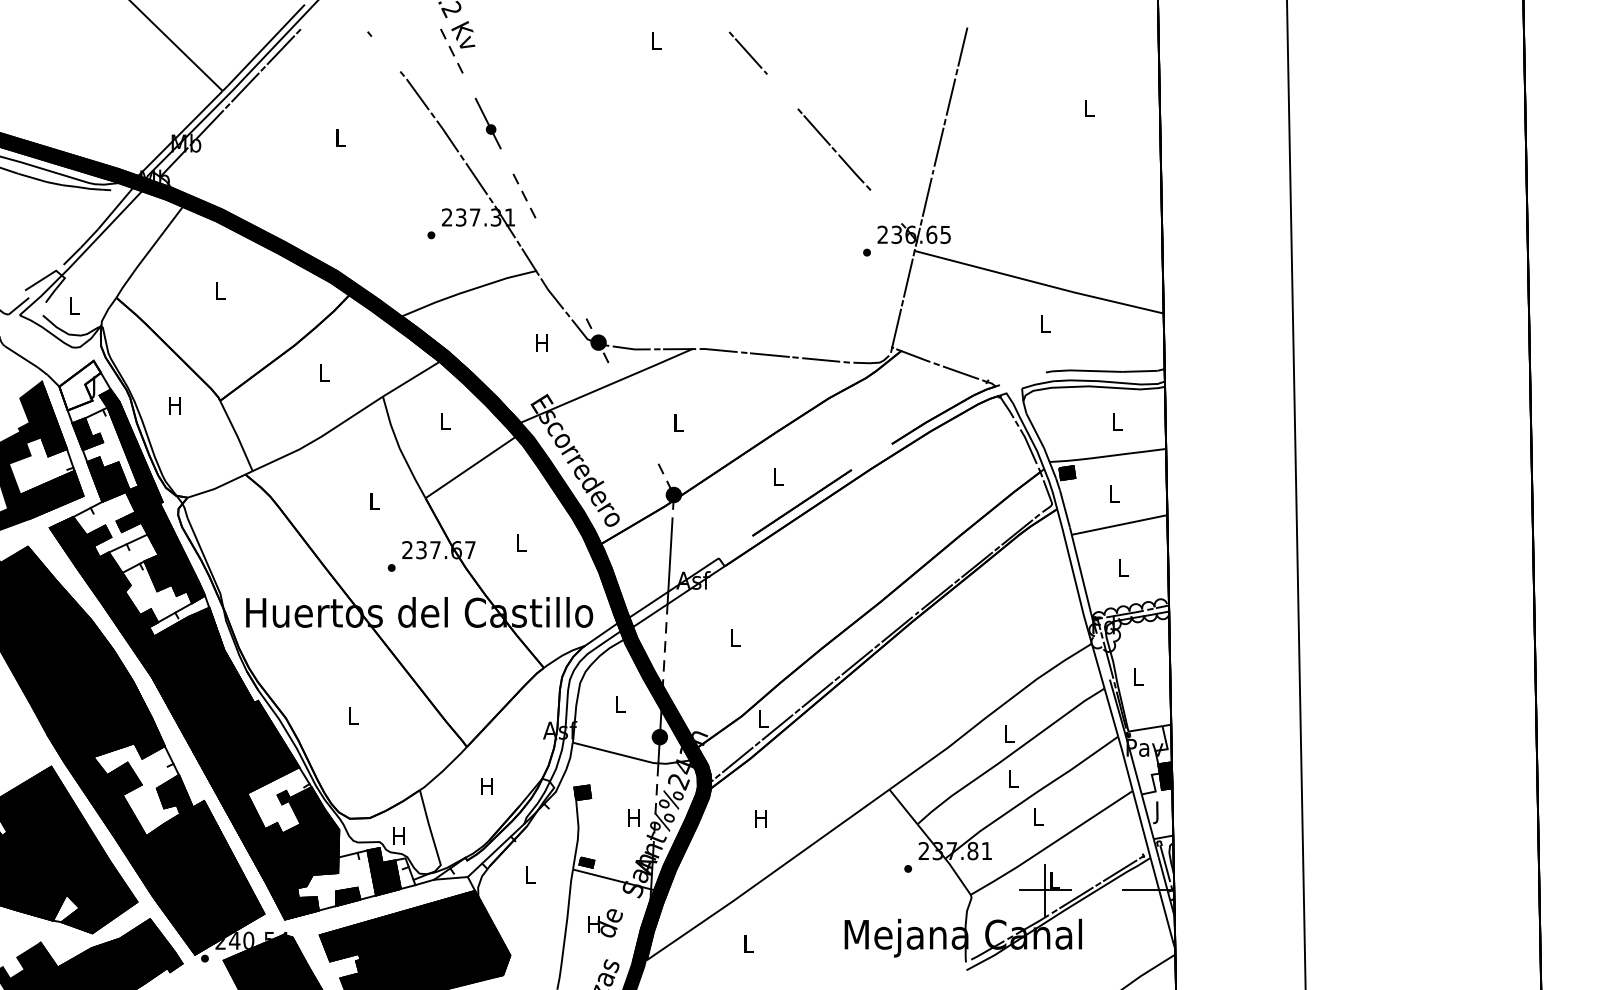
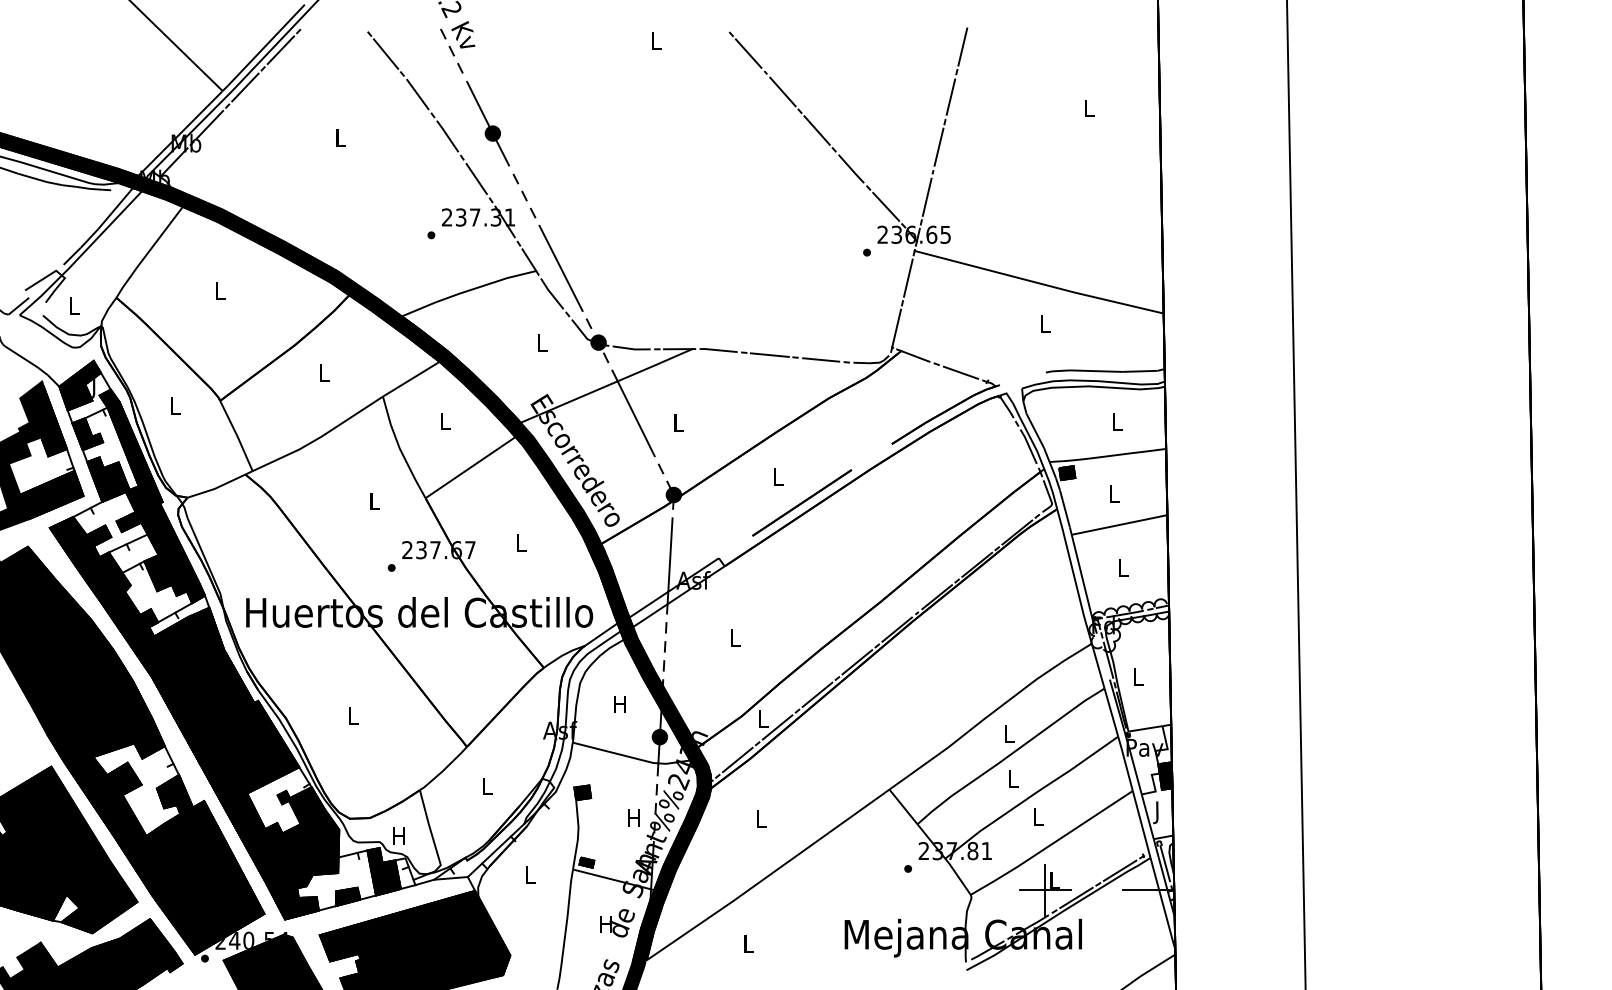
line: none -> present (385, 53)
line: none -> present (782, 91)
part size: 28x53 px -> 45x87 px (488, 123)
line: none -> present (886, 206)
line: none -> present (560, 267)
text: H -> L (541, 342)
fill: none -> present (80, 385)
text: H -> L (174, 405)
line: none -> present (633, 413)
text: L -> H (619, 704)
text: H -> L (486, 786)
text: H -> L (760, 818)
text position: (605, 923) -> (617, 923) (617, 923)
